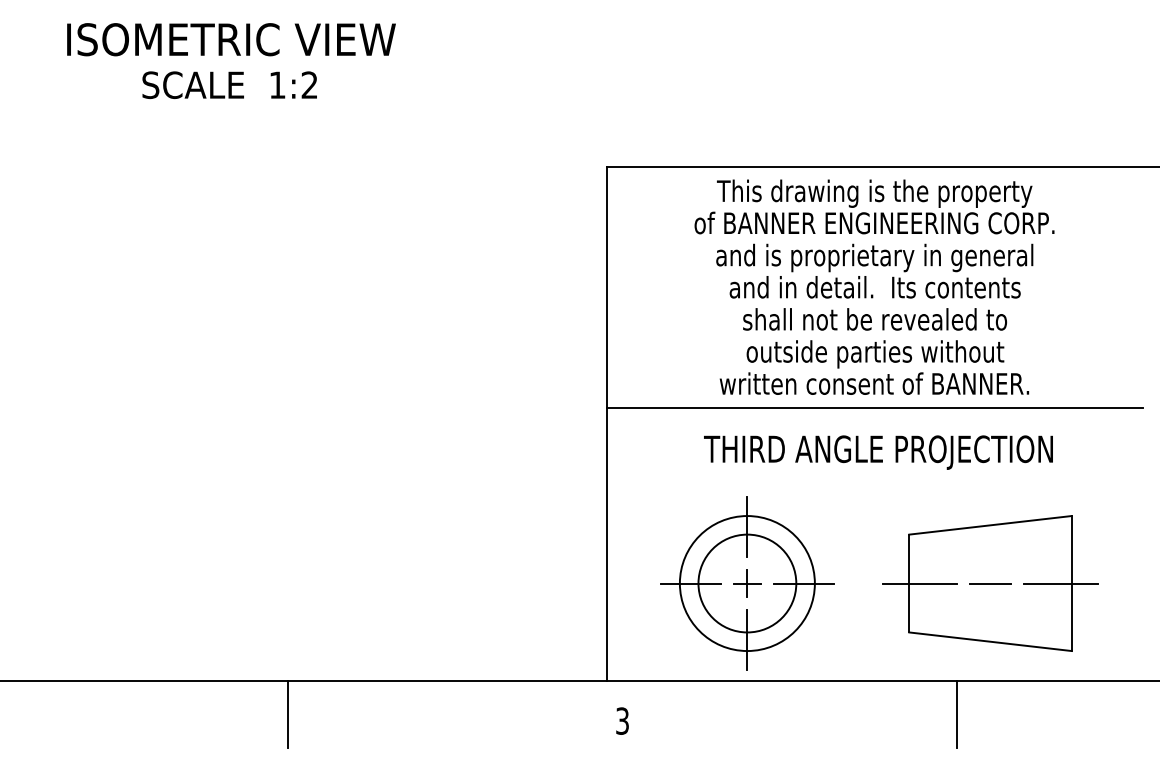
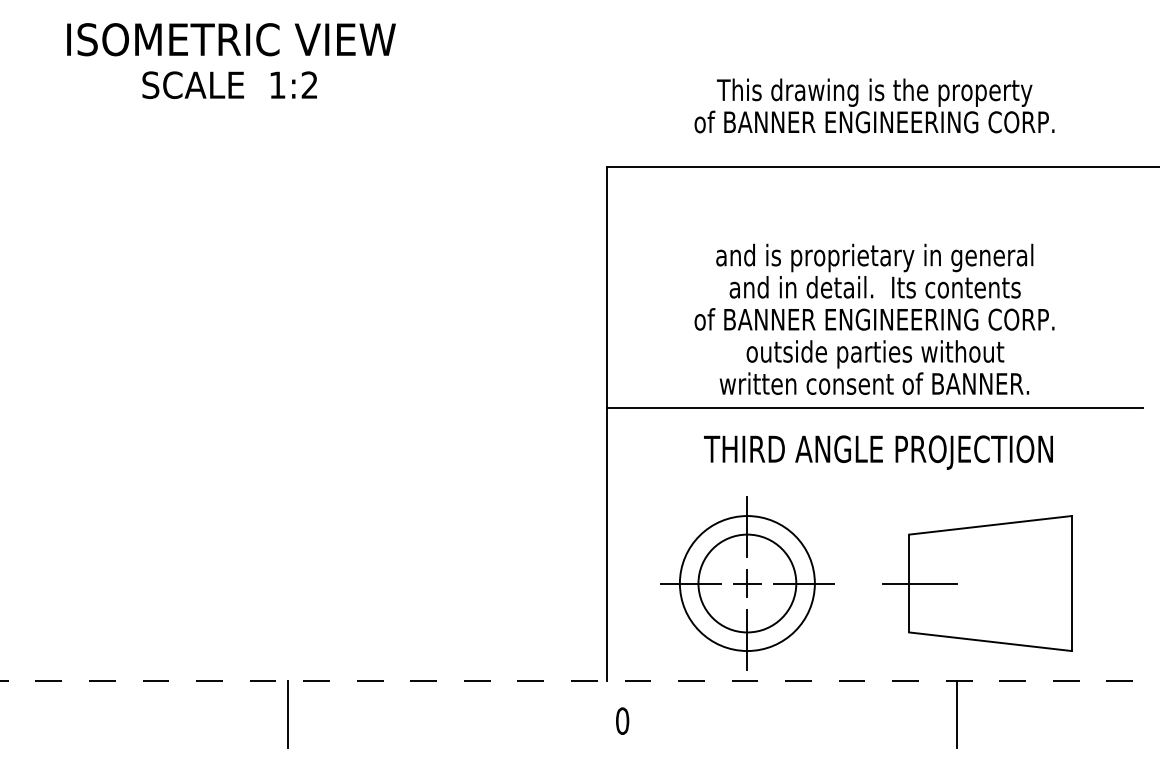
text position: (874, 206) -> (874, 105) (874, 105)
text: shall not be revealed to -> of BANNER ENGINEERING CORP. (874, 319)
line: present -> none (990, 583)
line: present -> none (1060, 583)
line: solid -> dashed (580, 680)
text: 3 -> 0 (622, 720)
